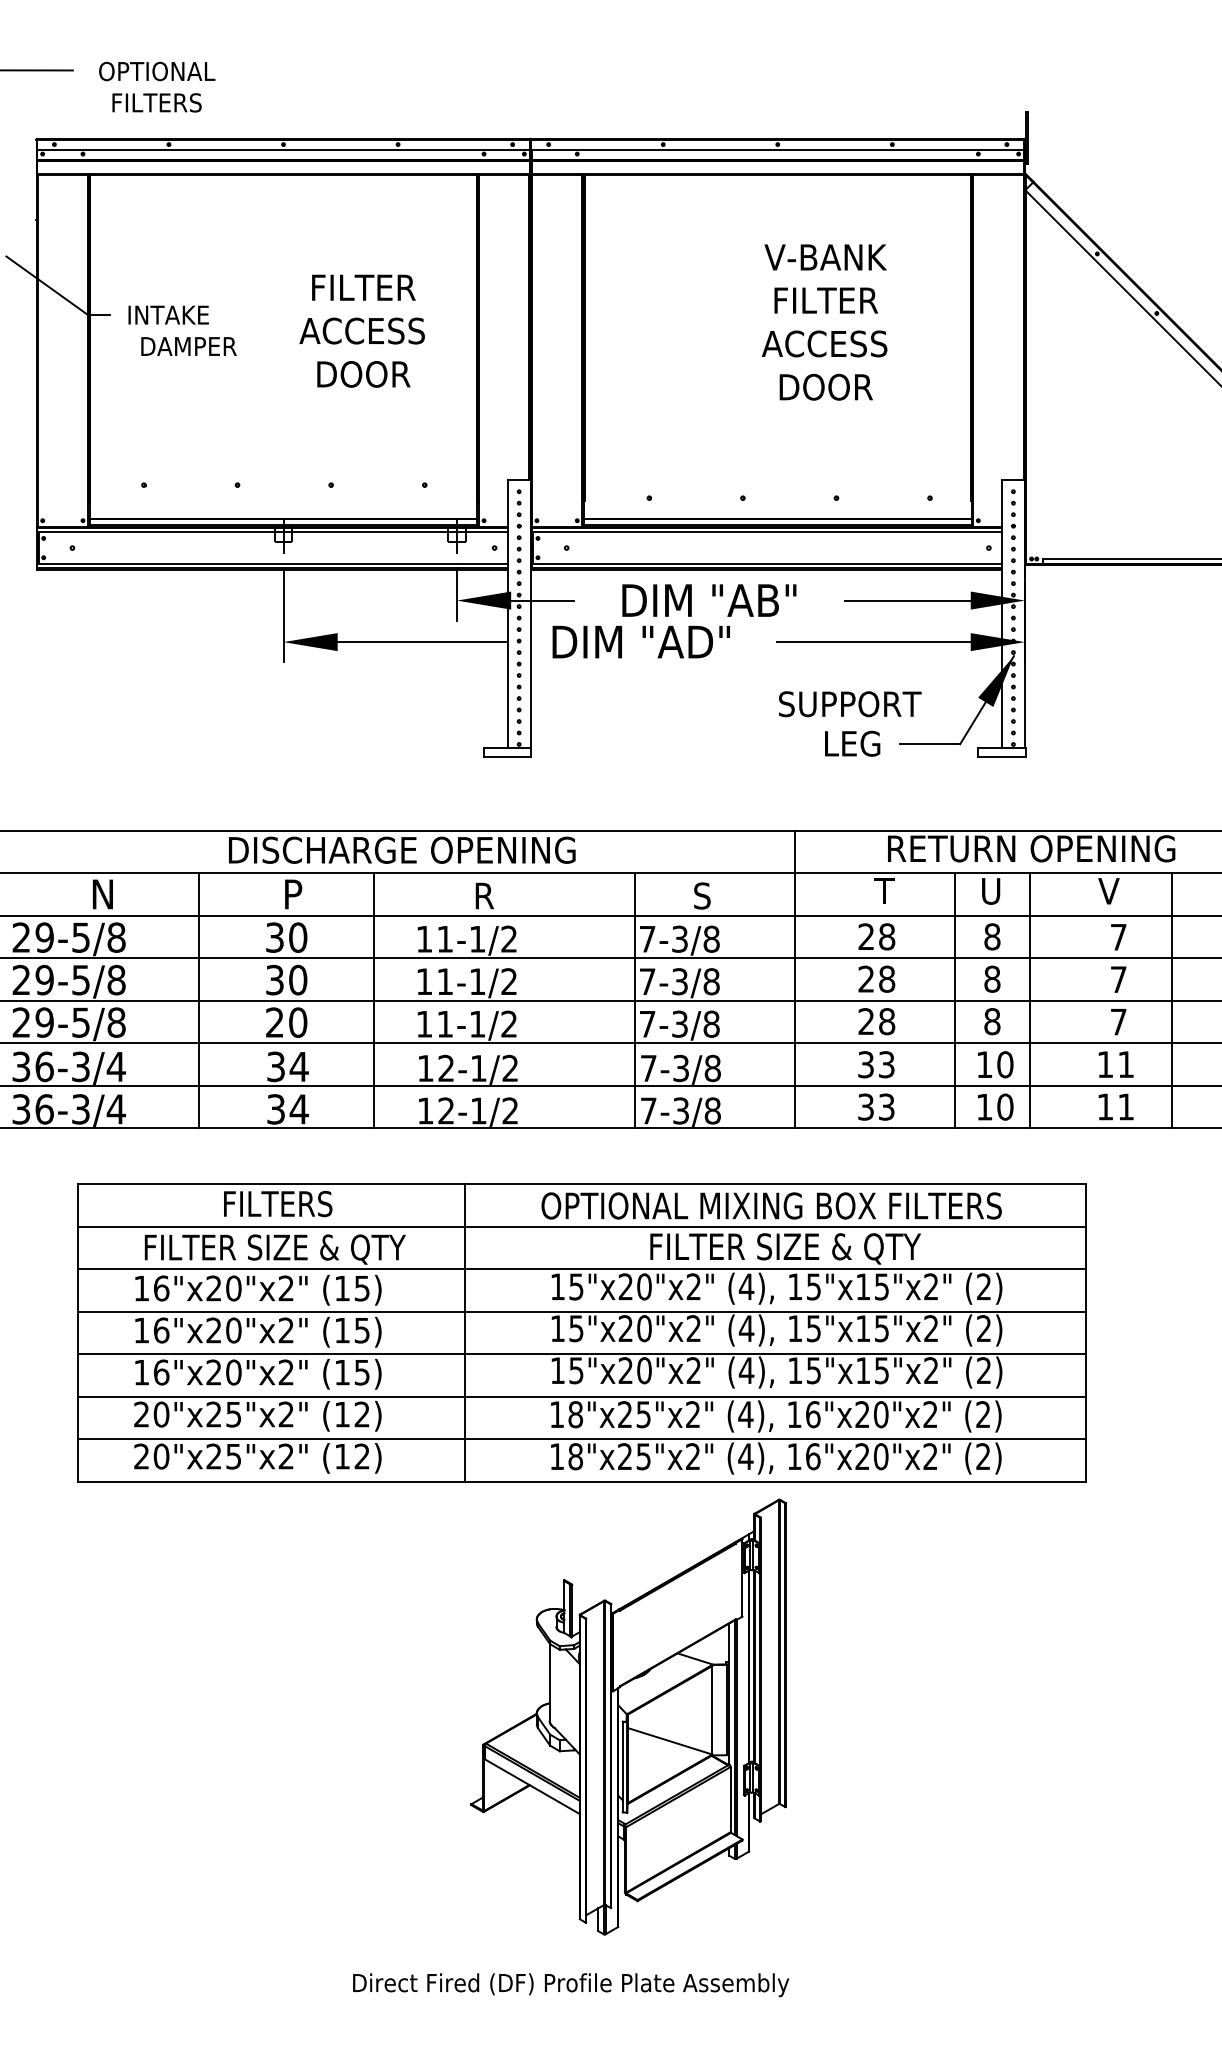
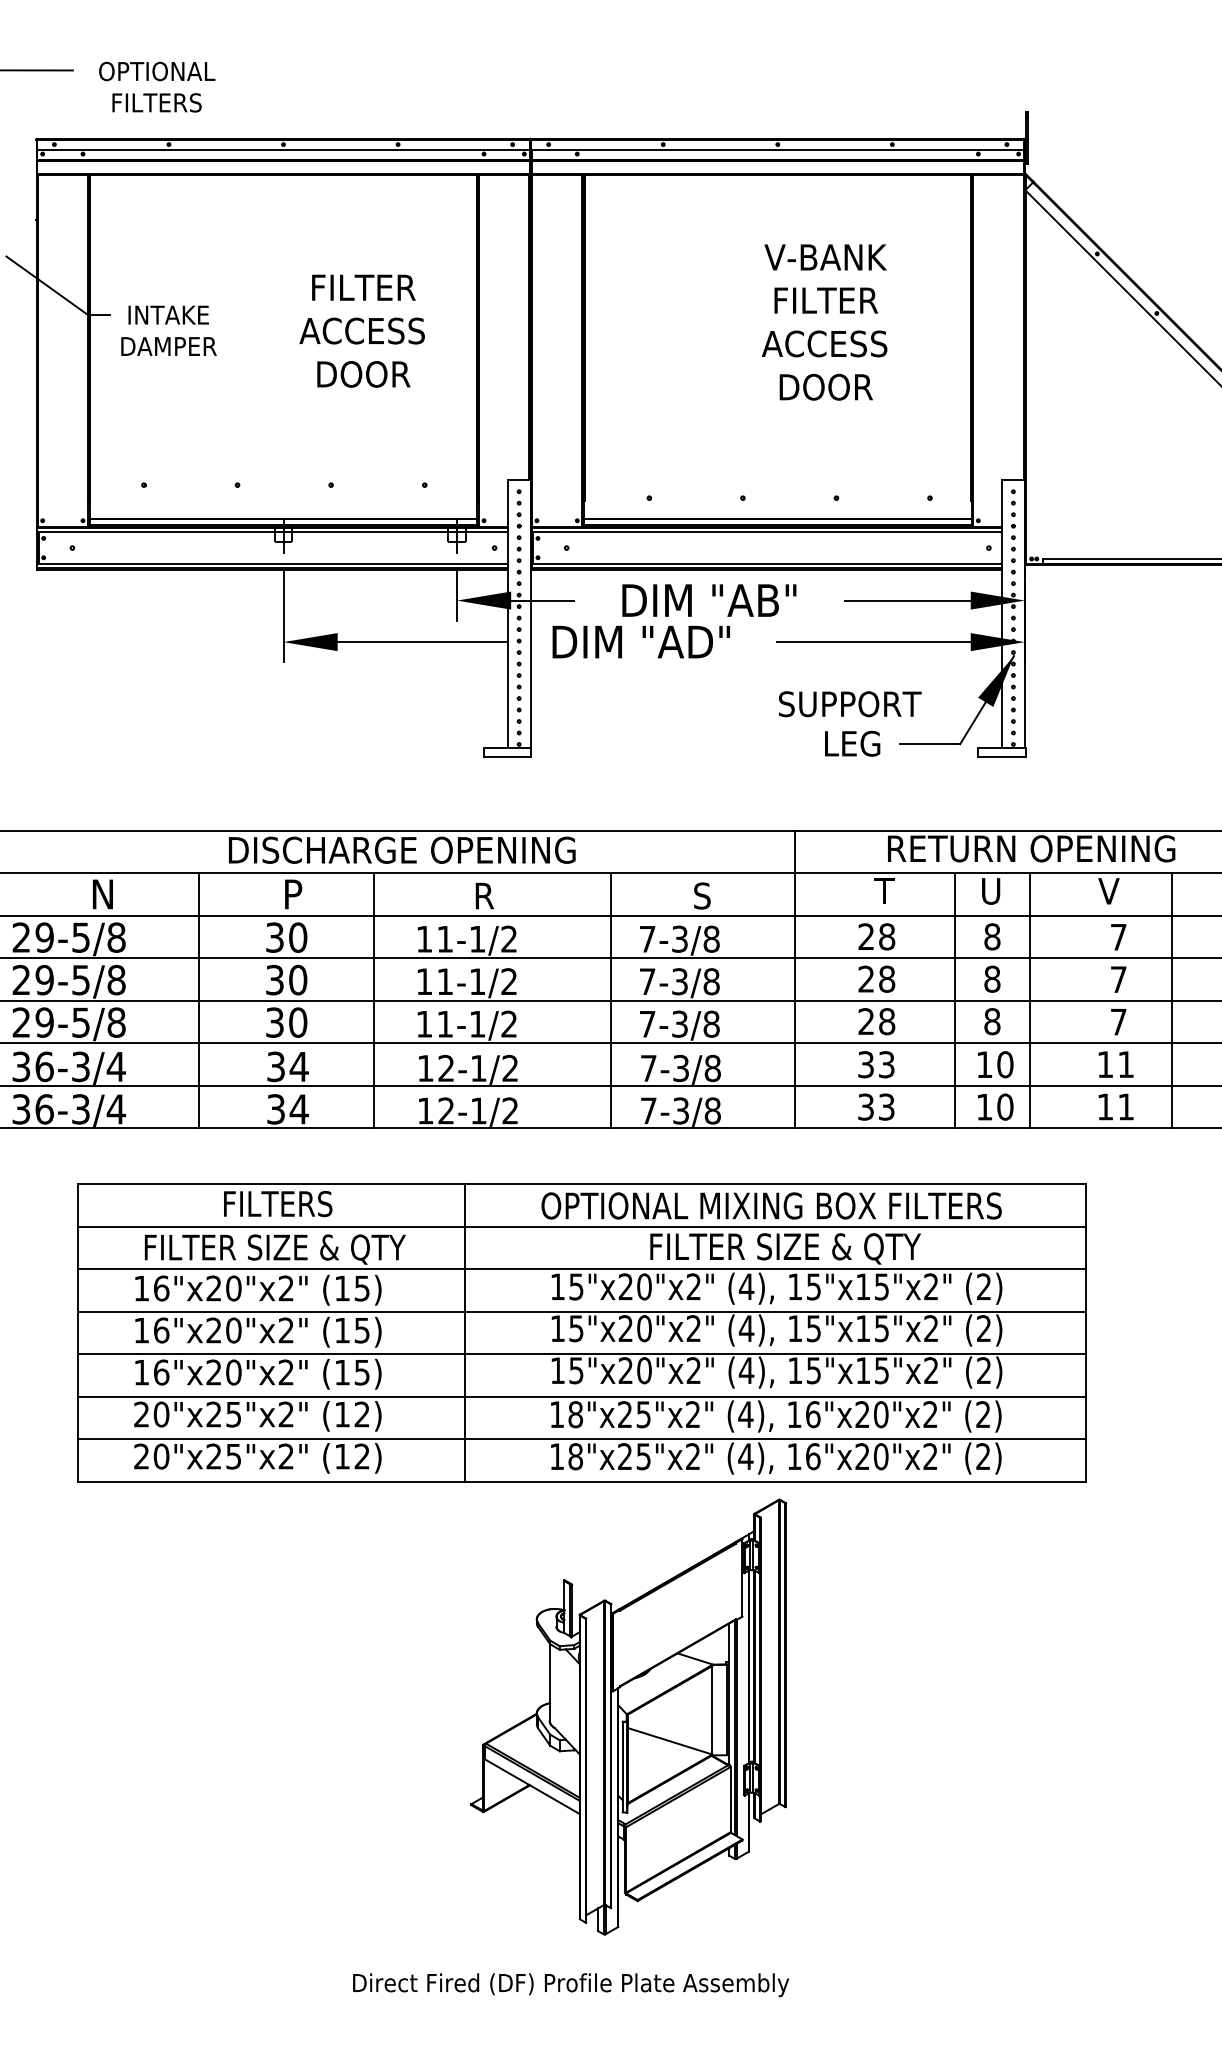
text position: (188, 346) -> (168, 346) (168, 346)
line position: (635, 1000) -> (611, 1000) (611, 1000)
text: 20 -> 30 (274, 1022)
